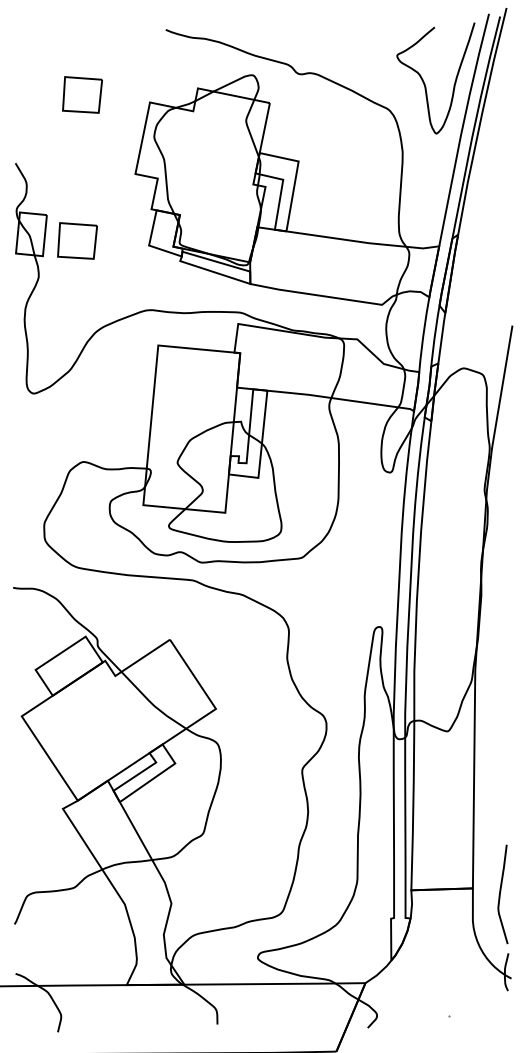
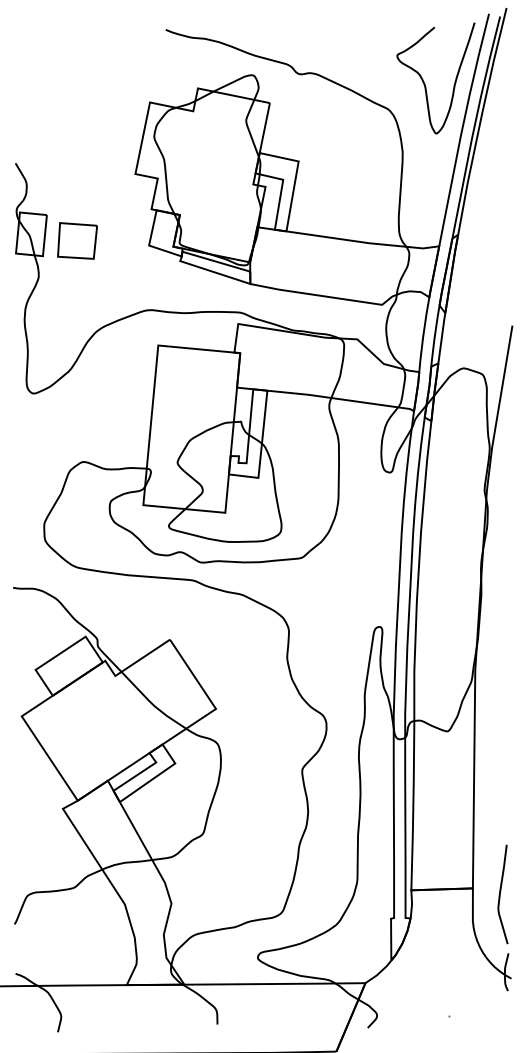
part: present -> none (82, 94)
